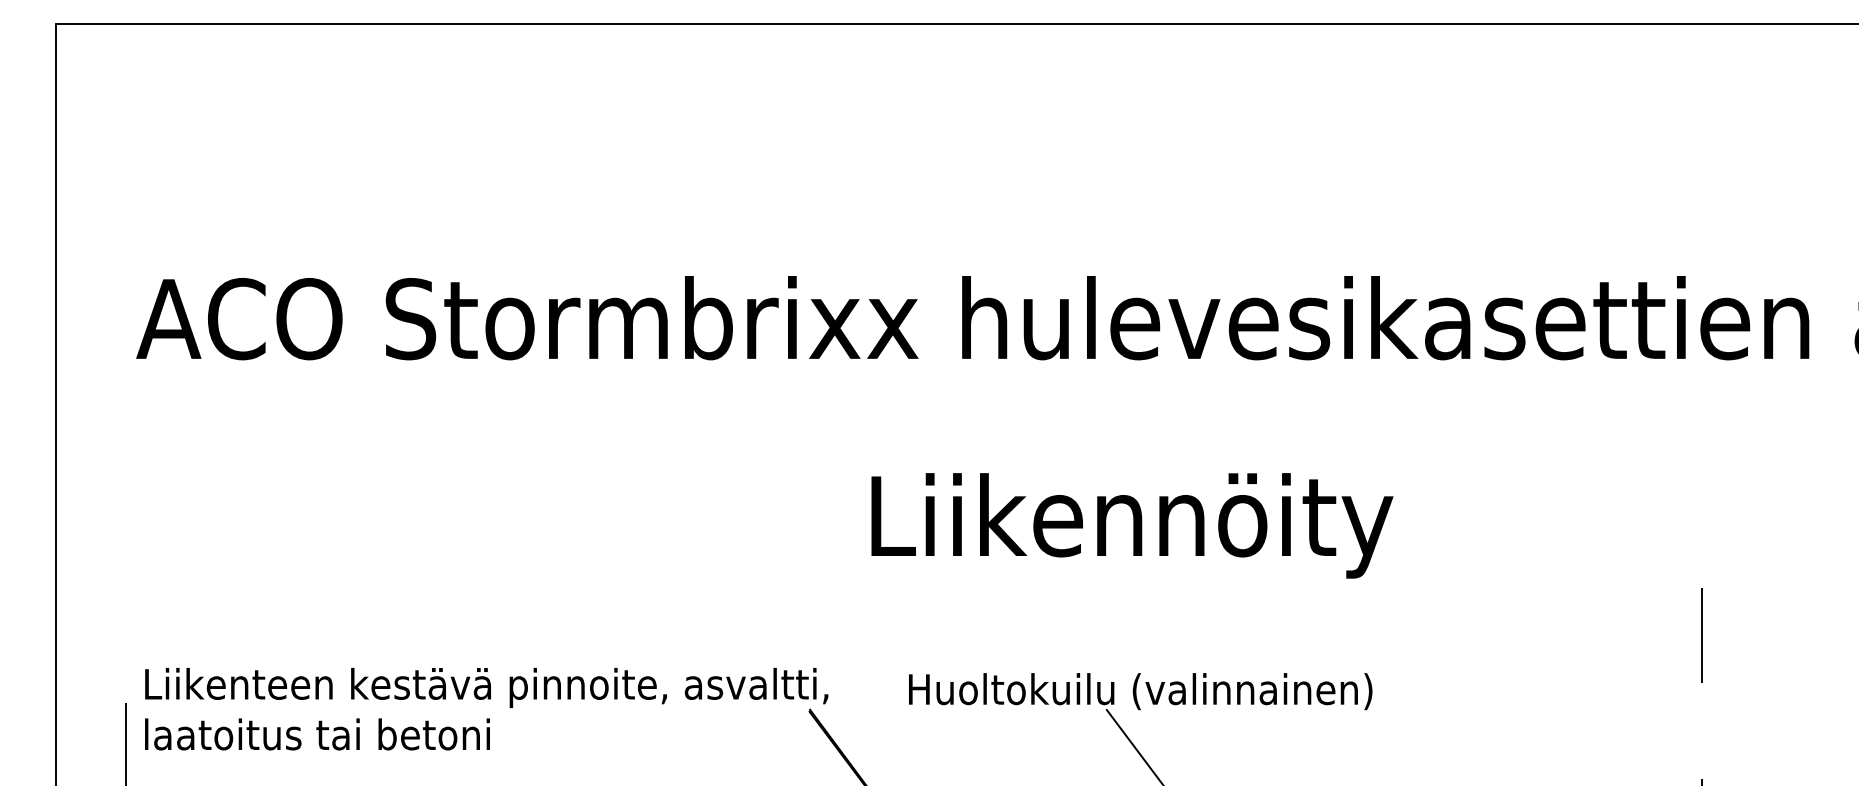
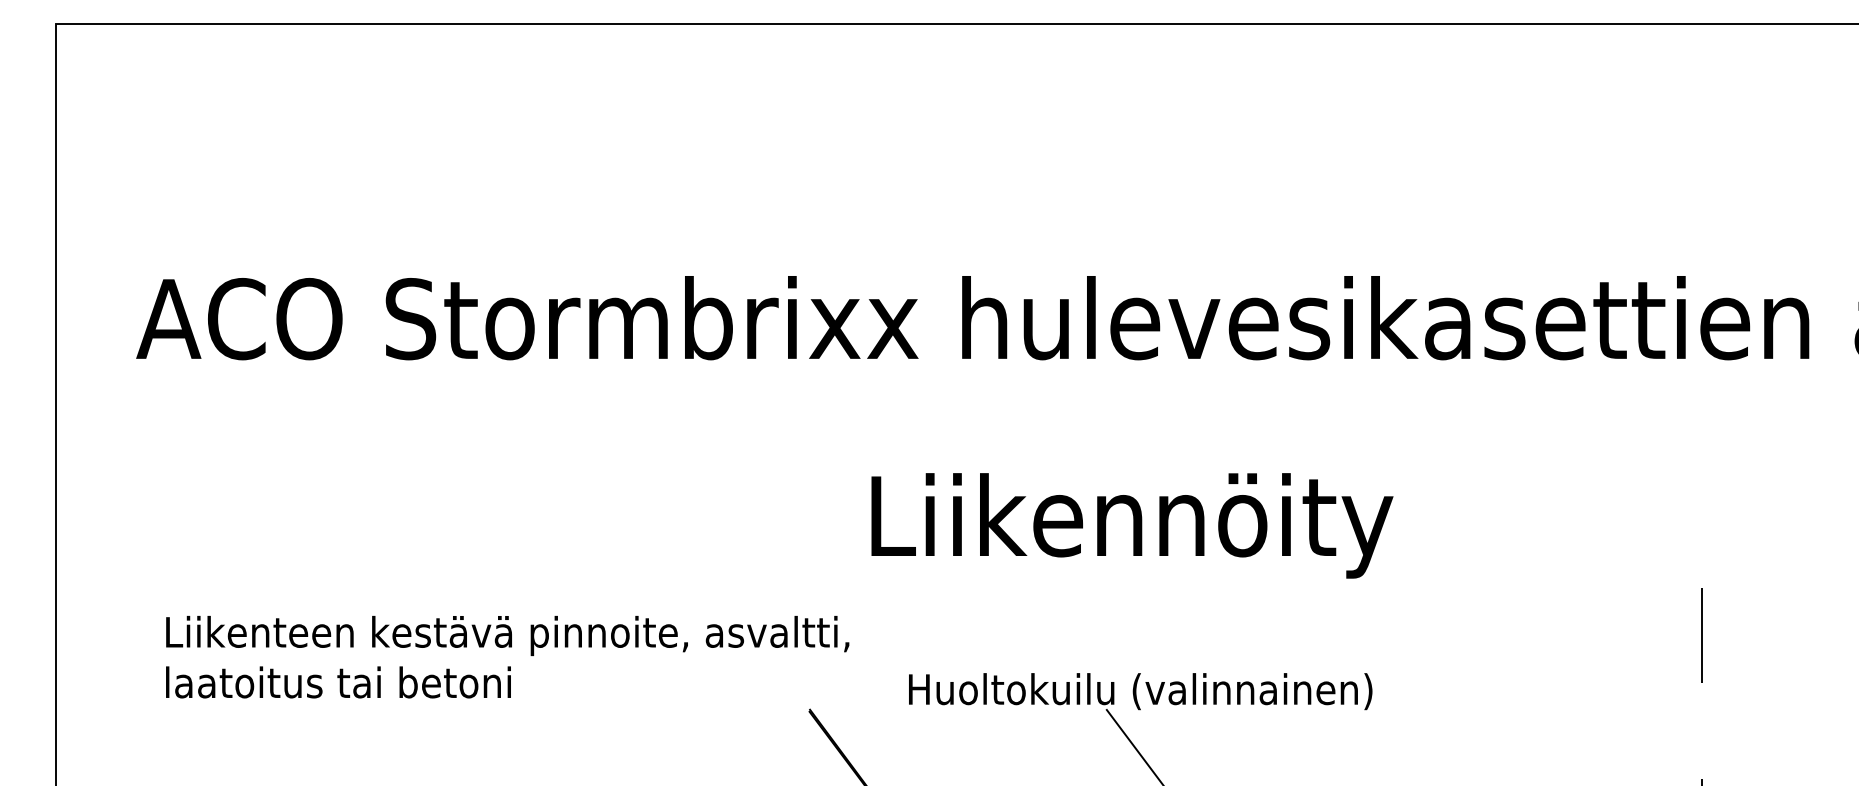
text position: (486, 709) -> (507, 657) (507, 657)
line: present -> none (125, 742)
